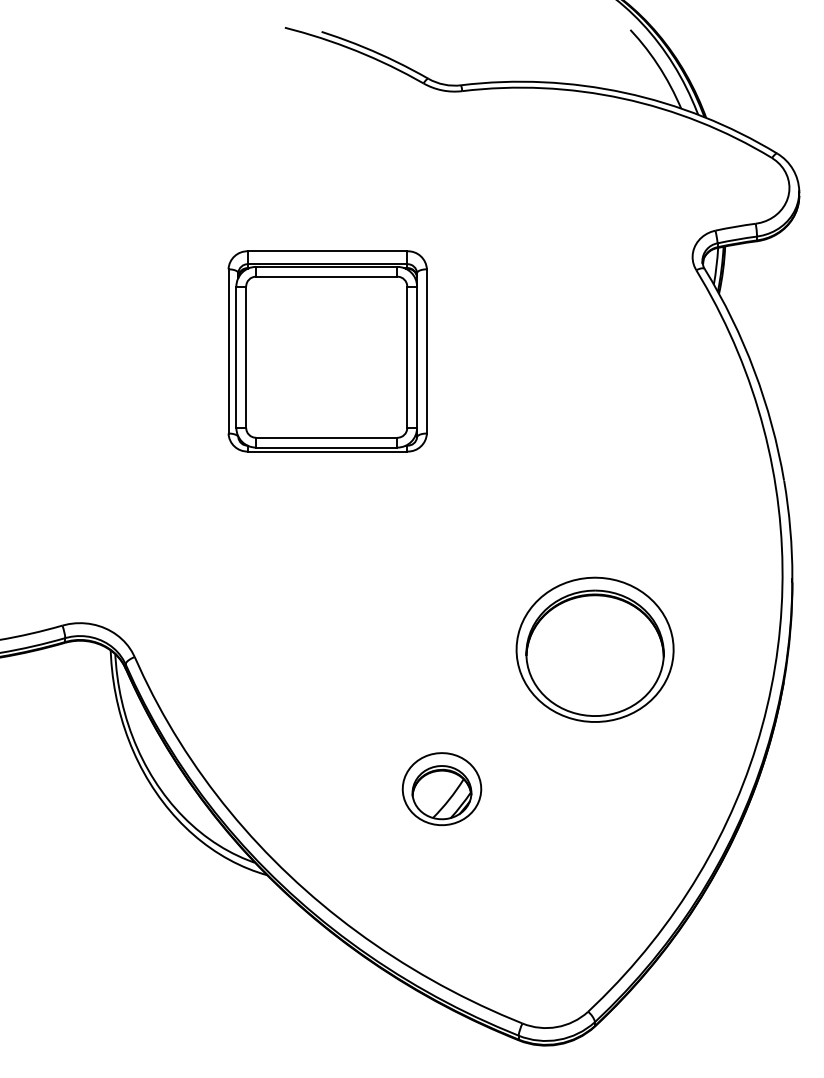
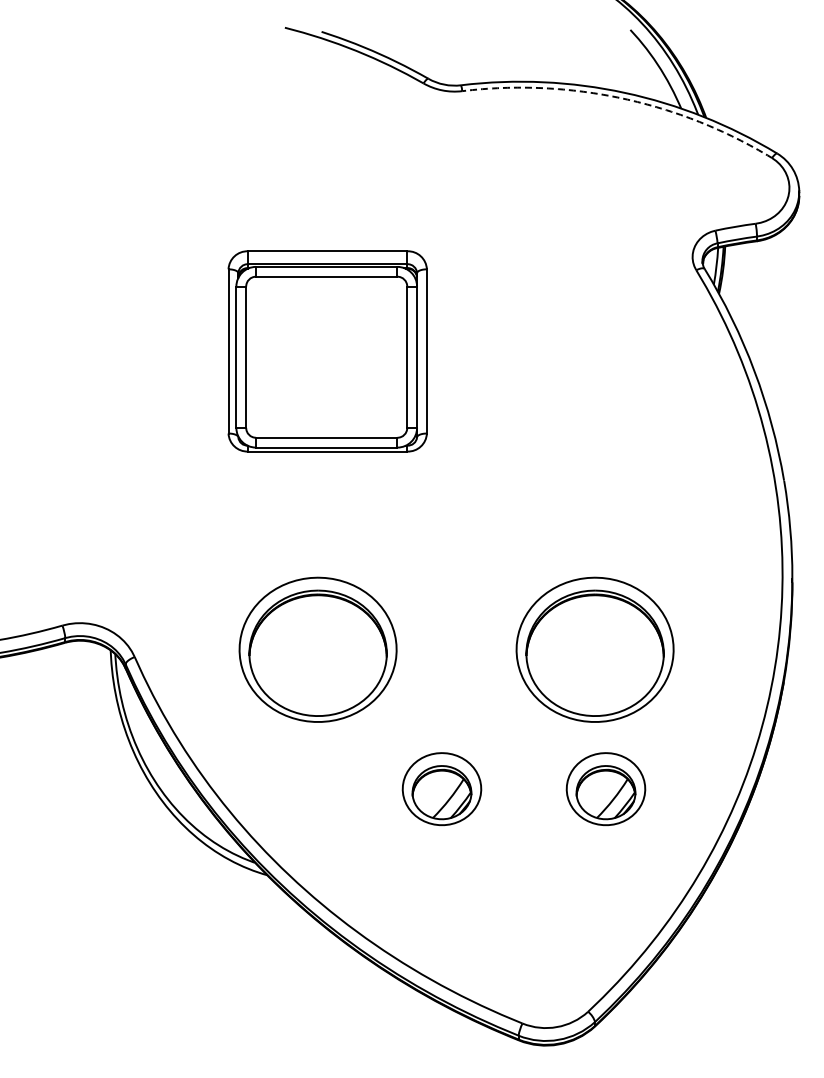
arc: solid -> dashed (622, 98)
part: none -> present (317, 649)
part: none -> present (605, 788)
